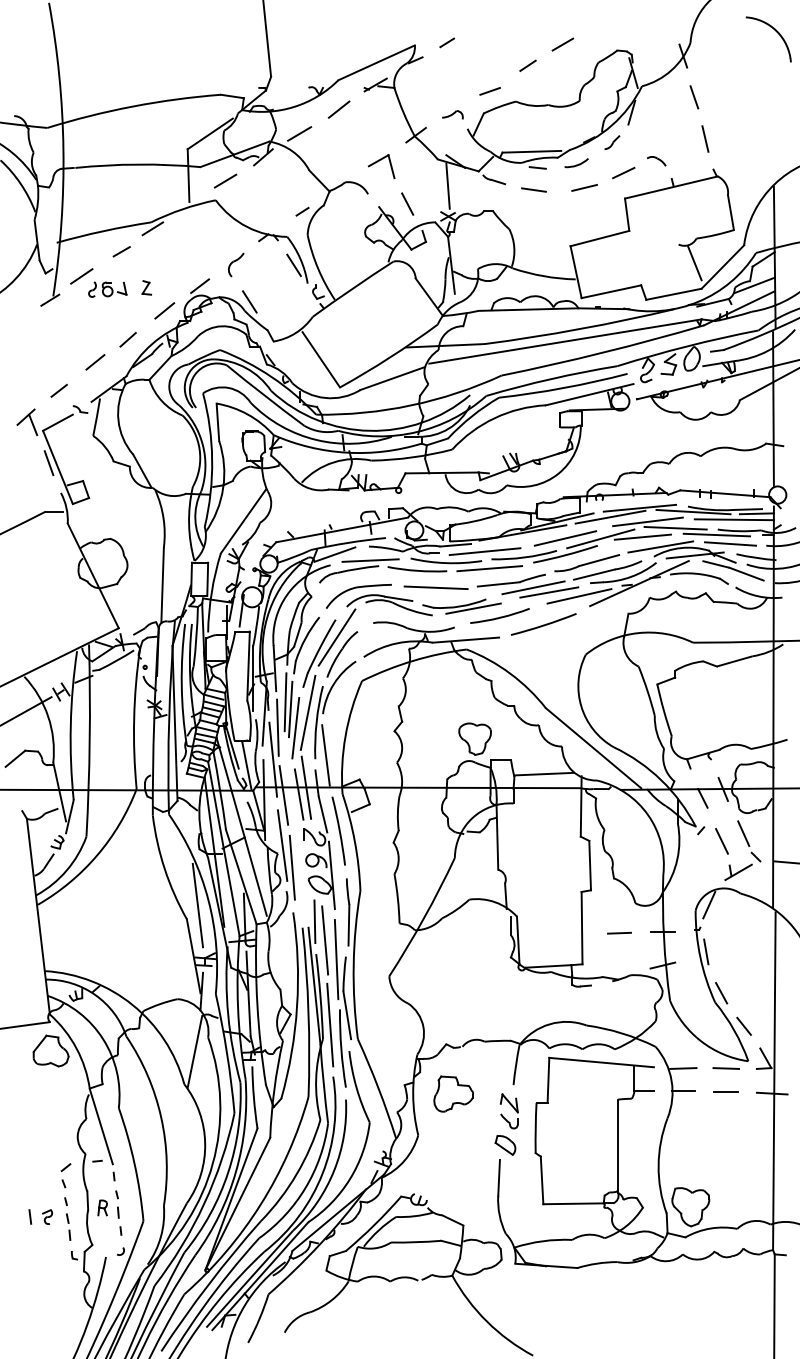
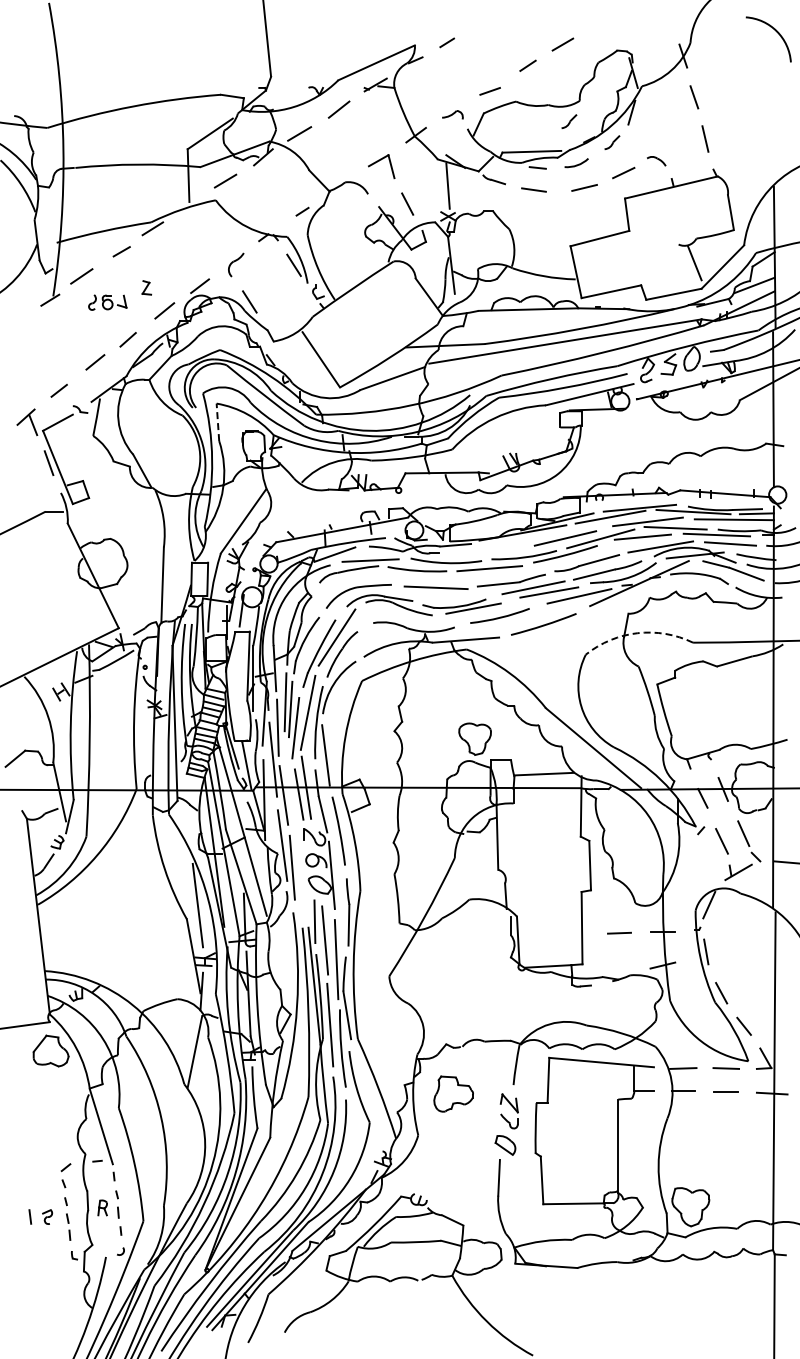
part: none -> present (569, 121)
part position: (107, 289) -> (107, 302) (107, 302)
line: solid -> dashed (217, 422)
line: present -> none (484, 551)
arc: solid -> dashed (637, 633)
line: present -> none (26, 710)
